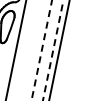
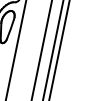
line: dashed -> solid (41, 50)
line: dashed -> solid (53, 50)
